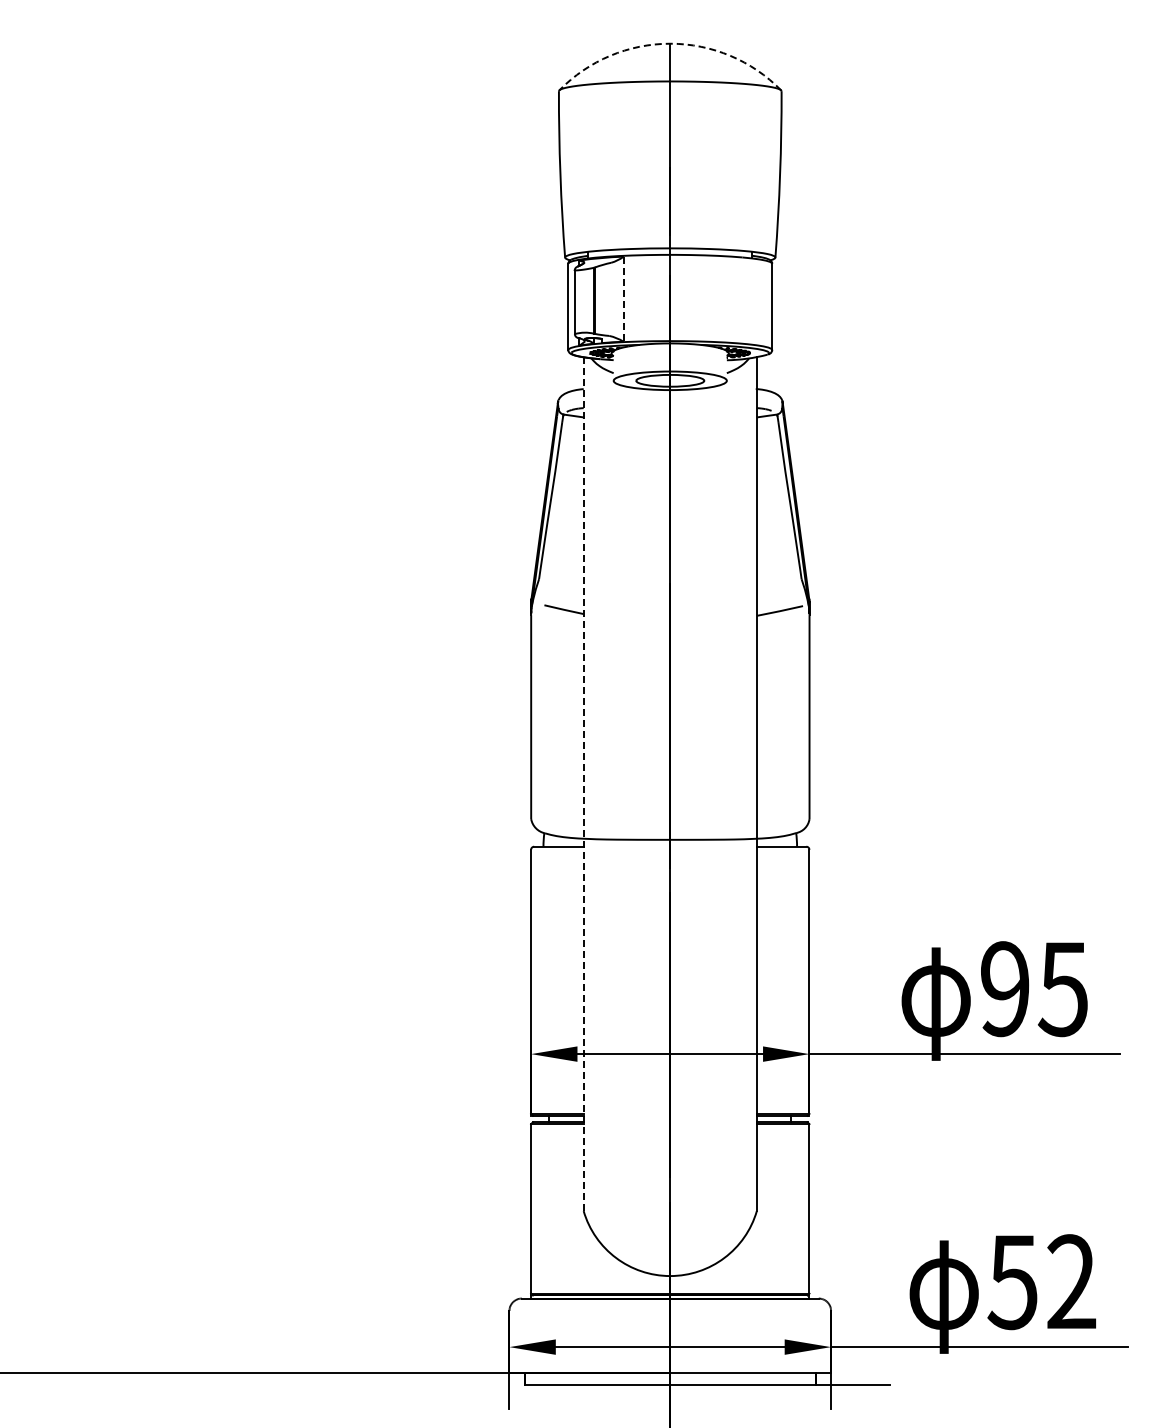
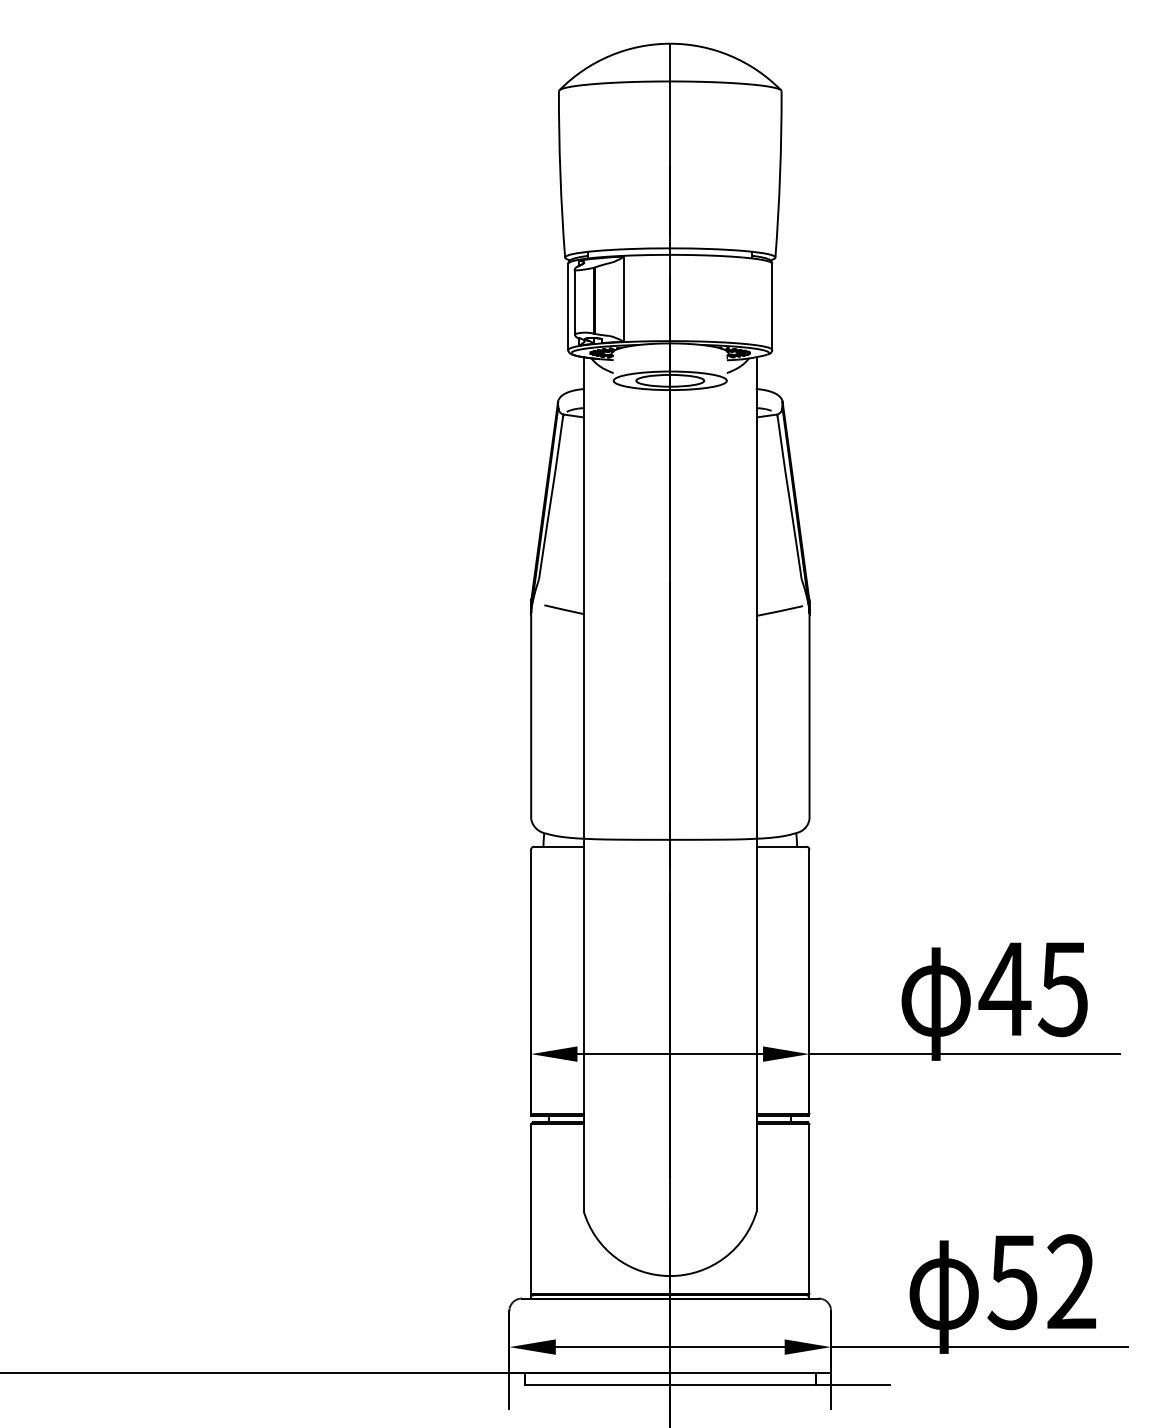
arc: dashed -> solid (670, 43)
line: dashed -> solid (623, 299)
line: dashed -> solid (583, 784)
text: 95 -> 45 (1004, 989)
